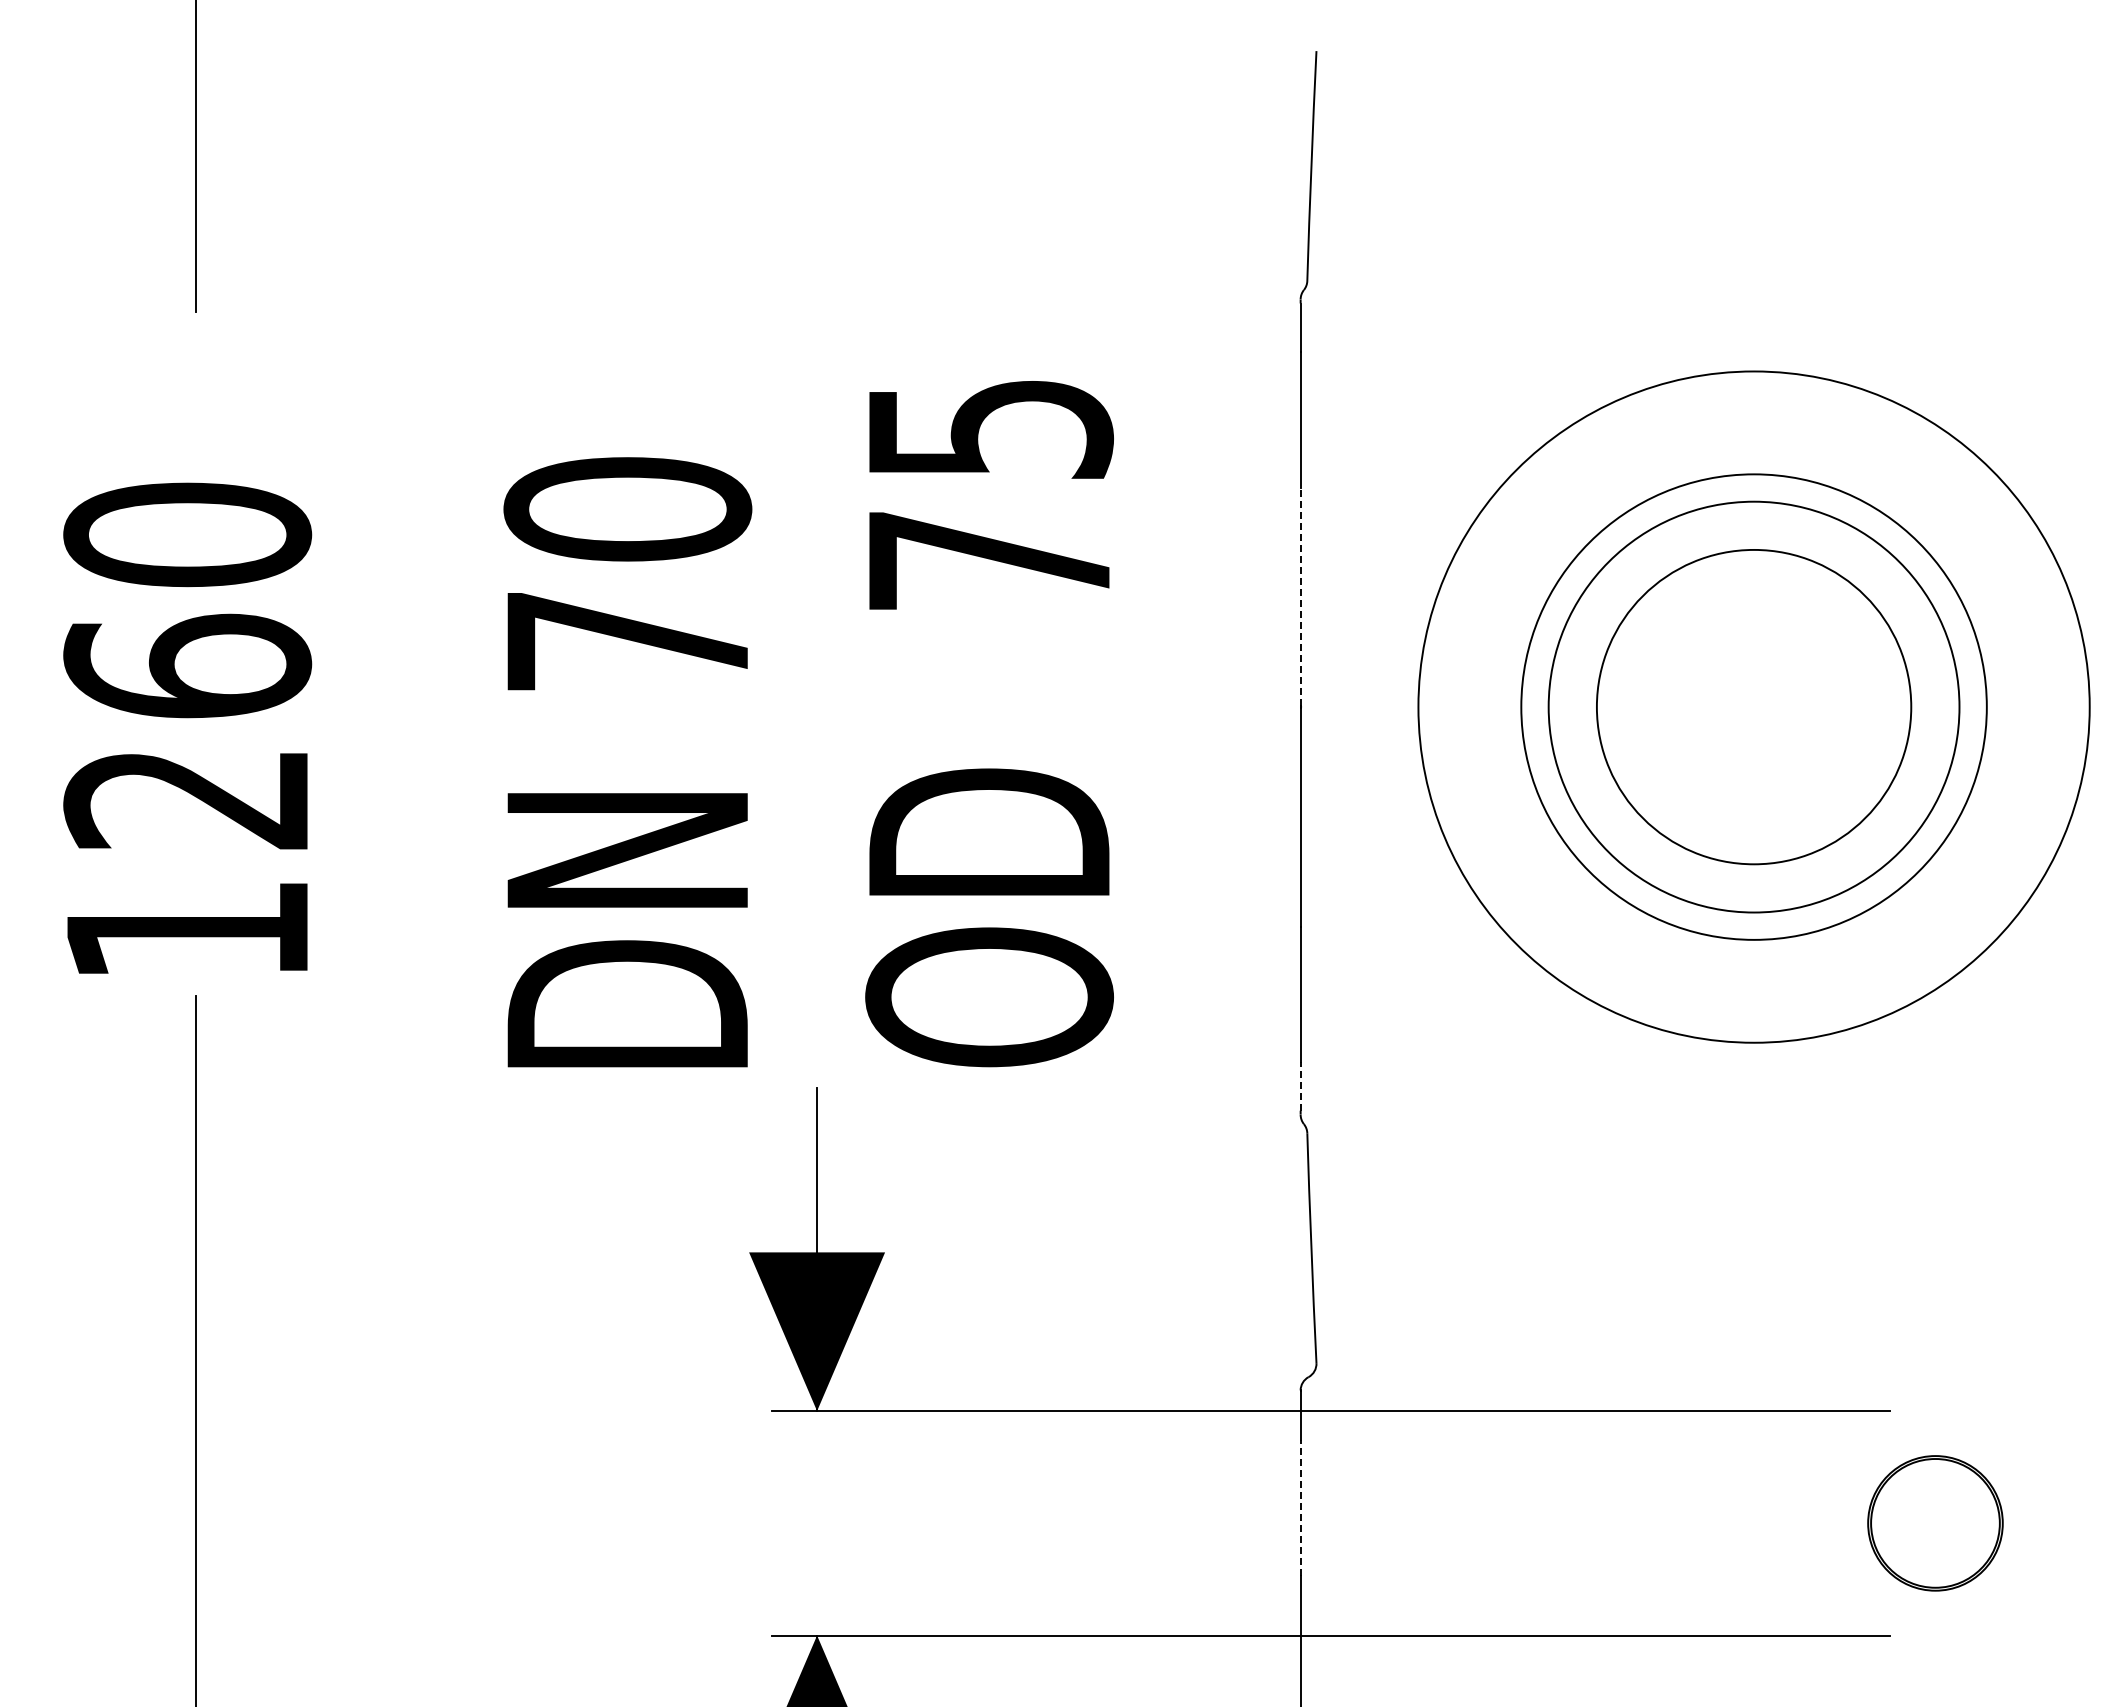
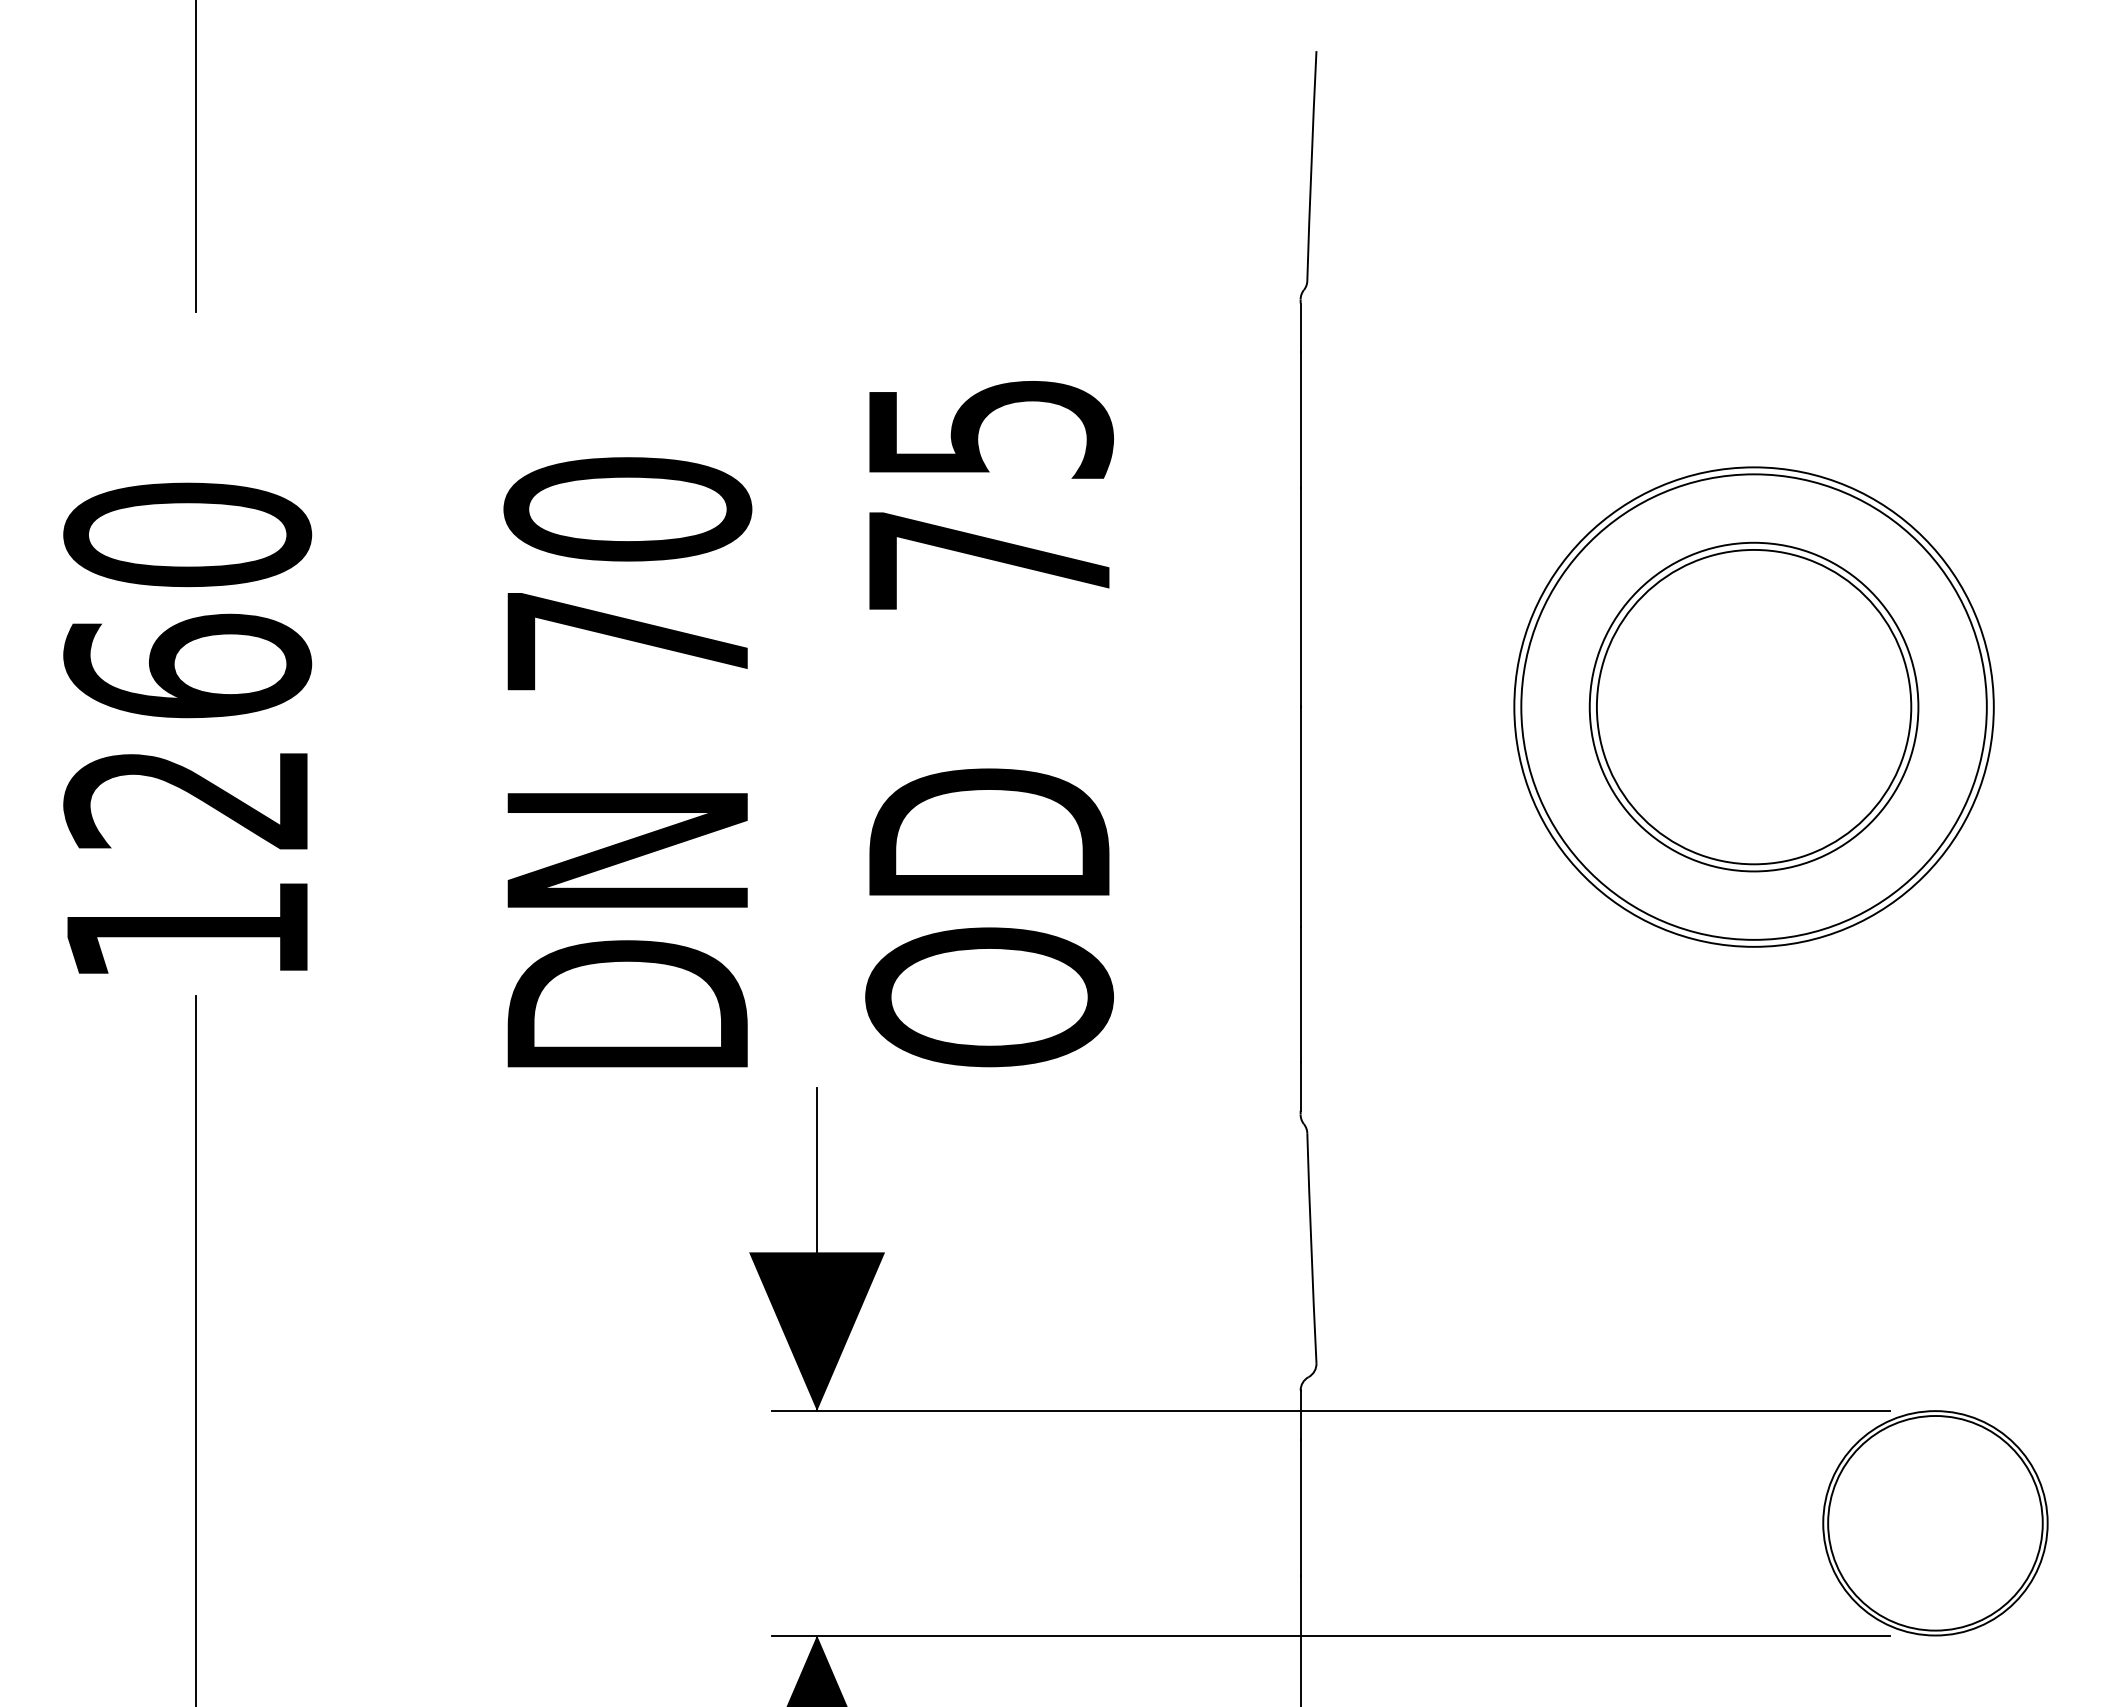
line: dashed -> solid (1300, 596)
circle diameter: 411 px -> 329 px (1753, 706)
circle diameter: 671 px -> 479 px (1753, 706)
line: dashed -> solid (1300, 1086)
line: dashed -> solid (1300, 1508)
part size: 137x137 px -> 227x227 px (1935, 1523)
